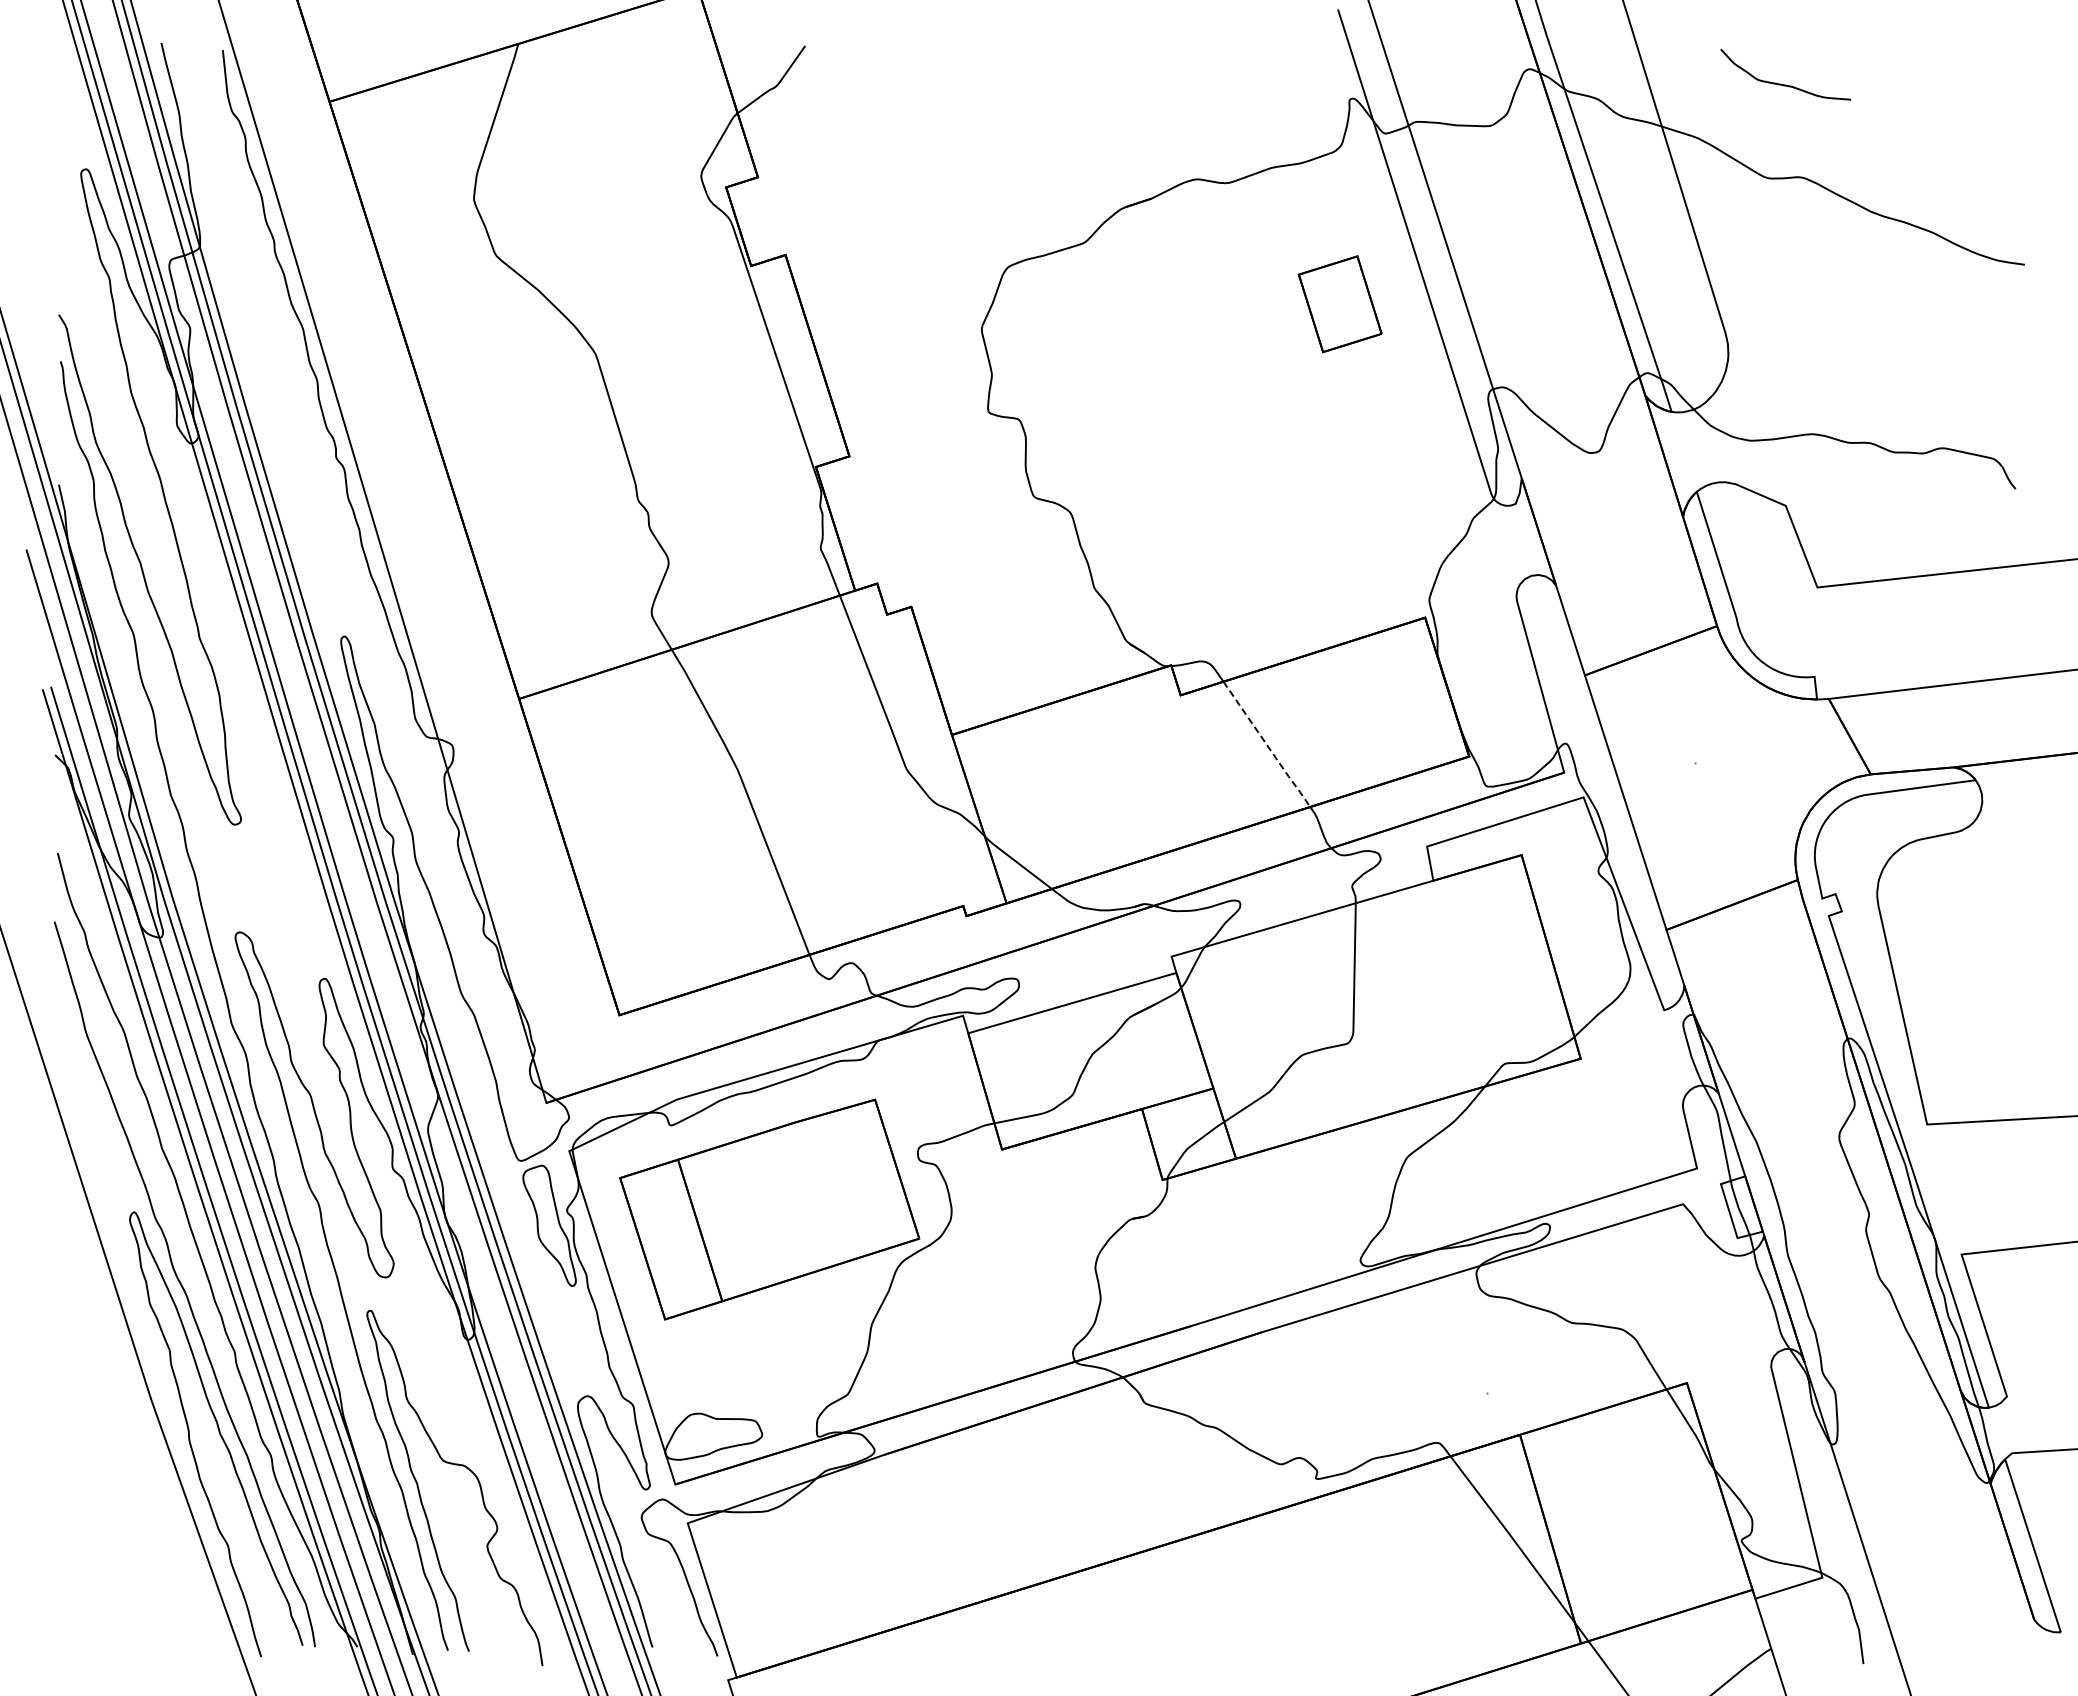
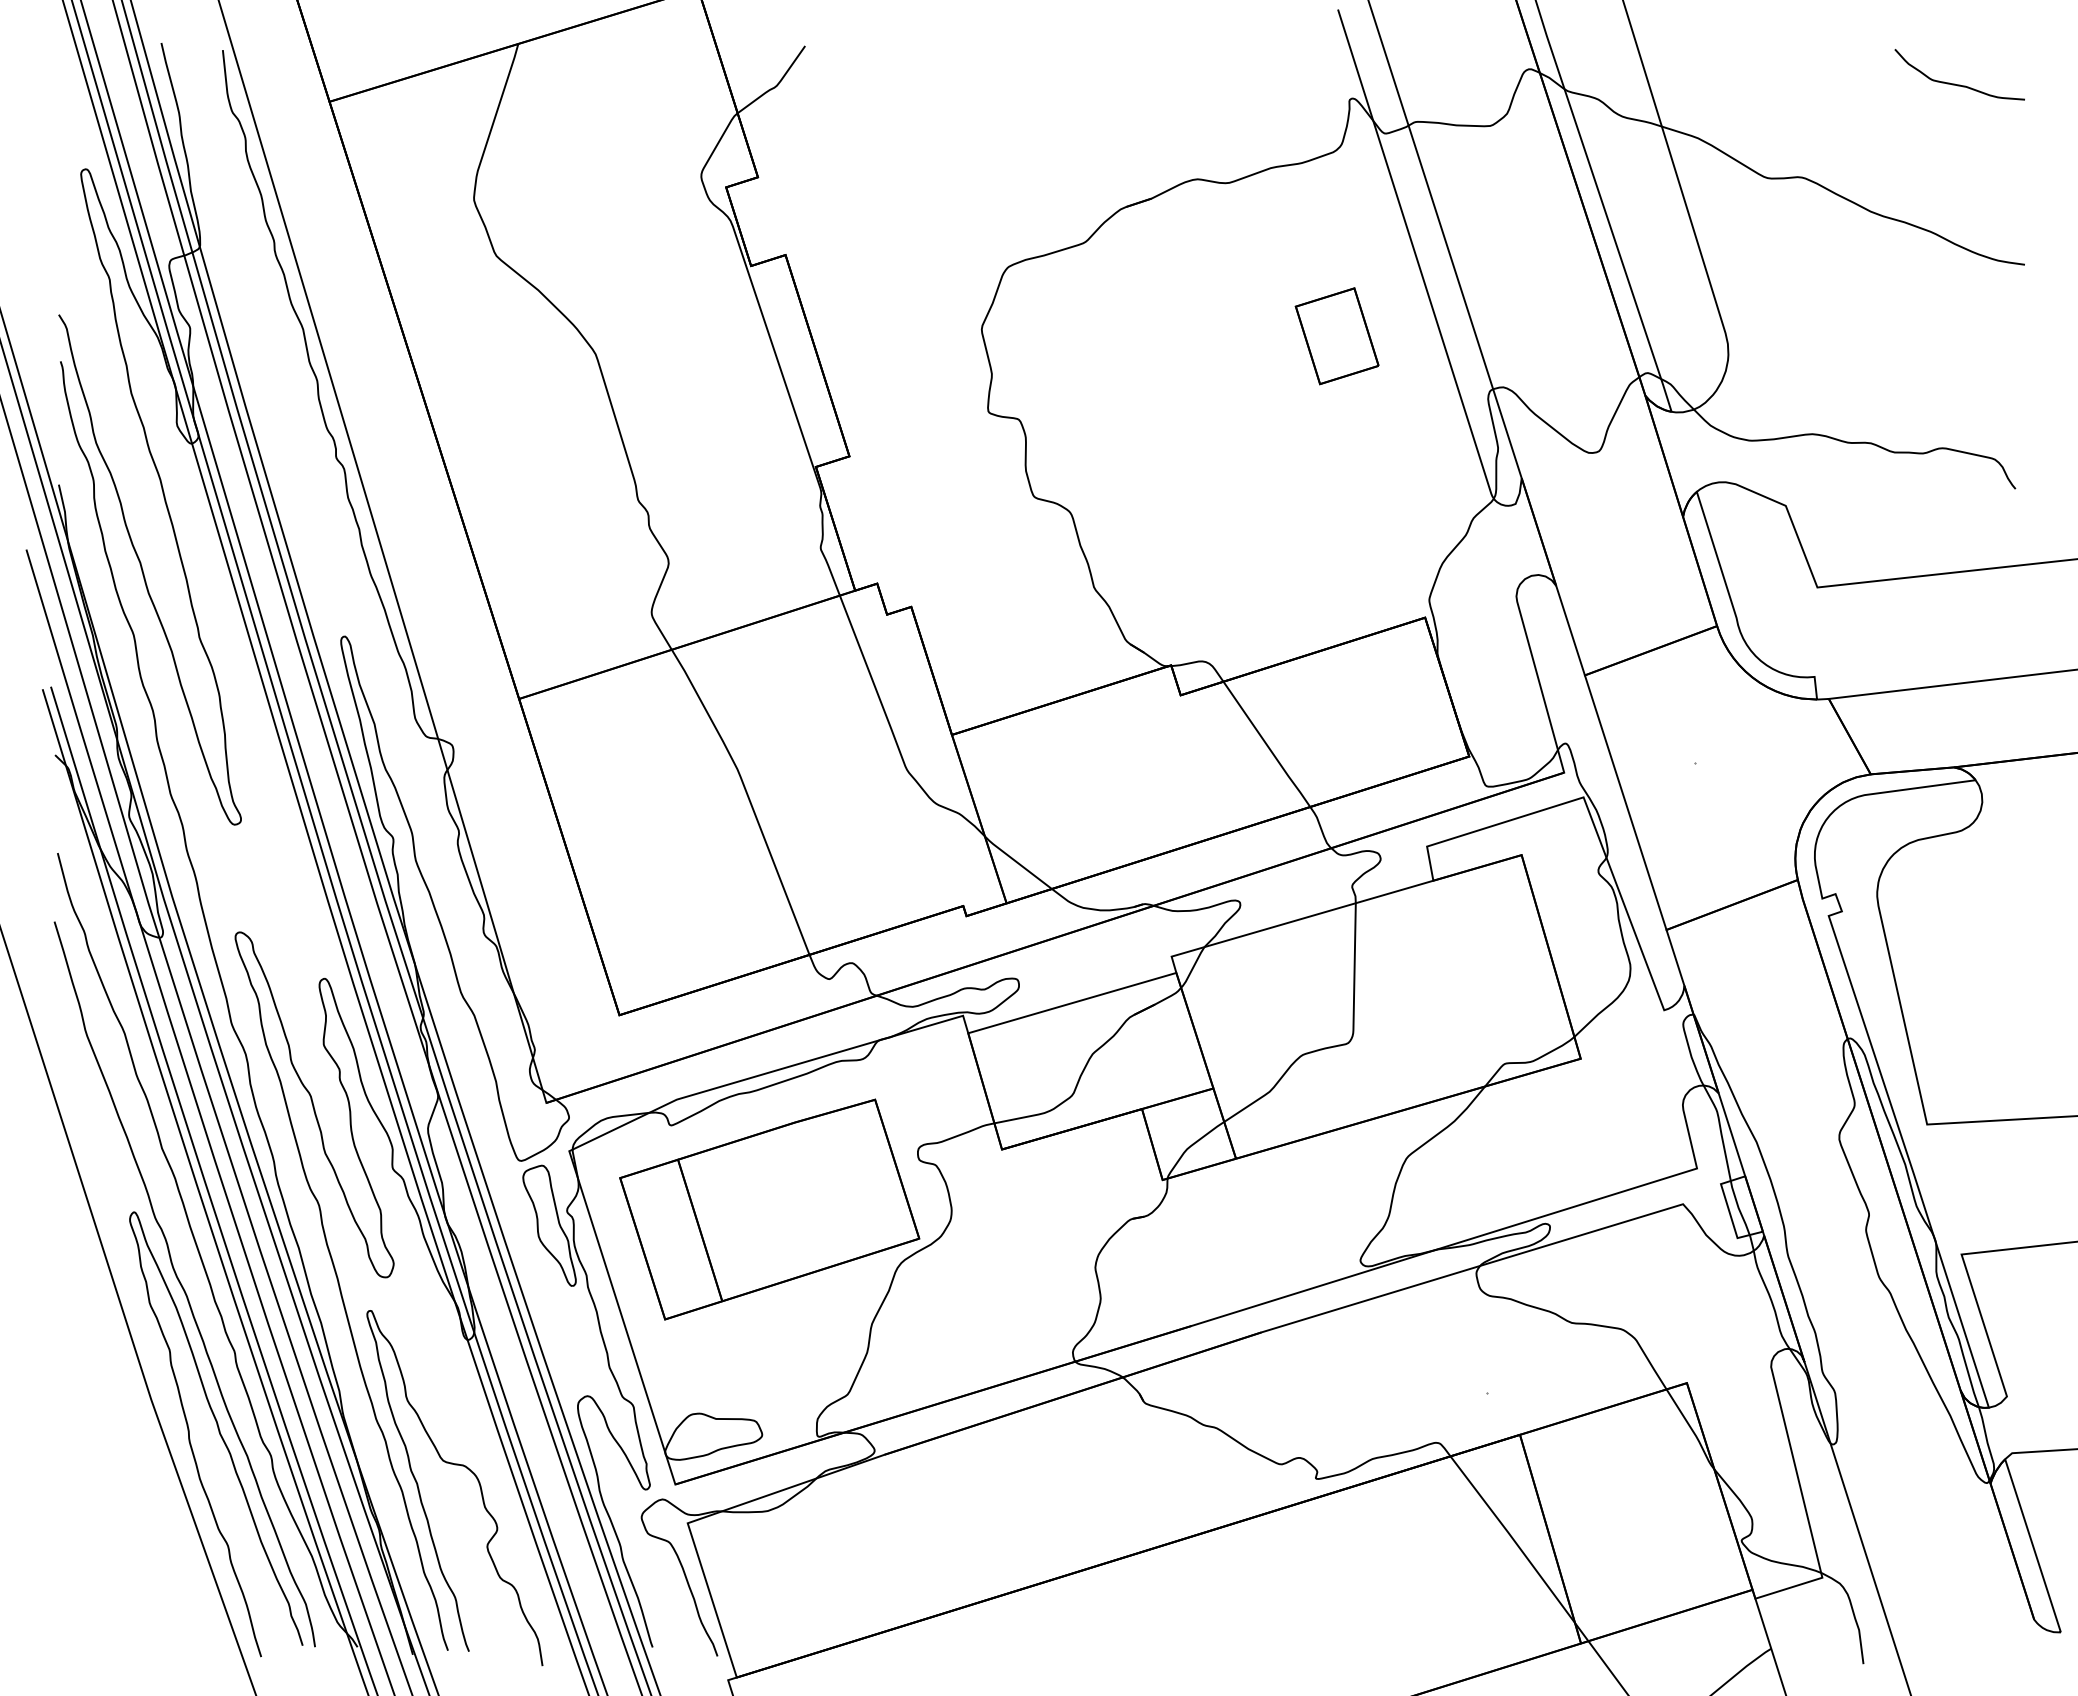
curve position: (1781, 83) -> (1955, 83) (1955, 83)
part position: (1339, 304) -> (1336, 336) (1336, 336)
line: dashed -> solid (1267, 745)
